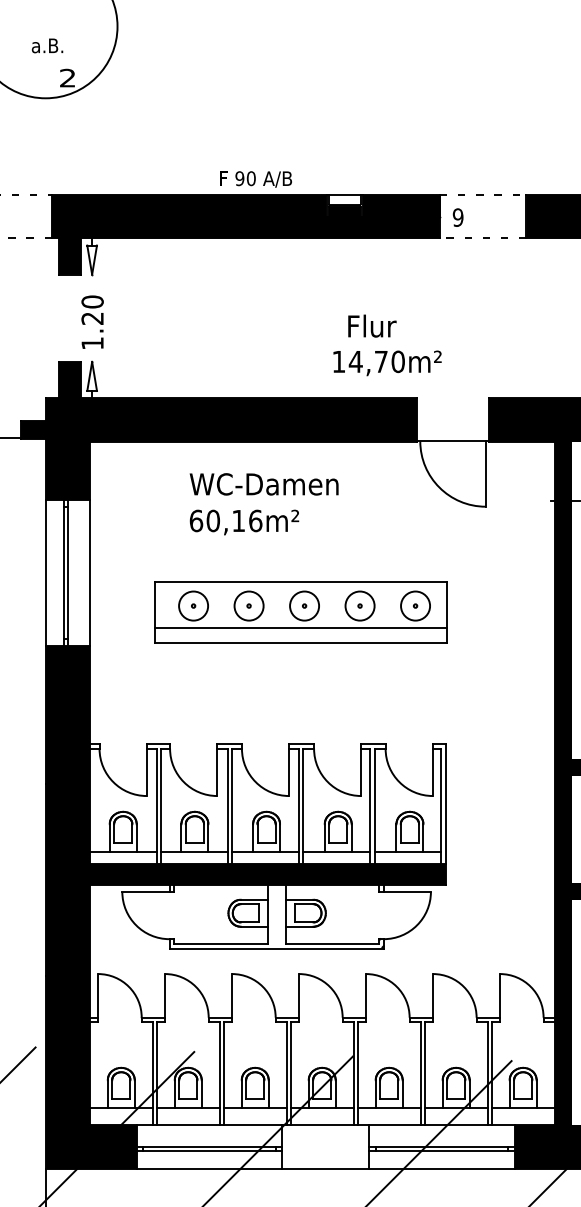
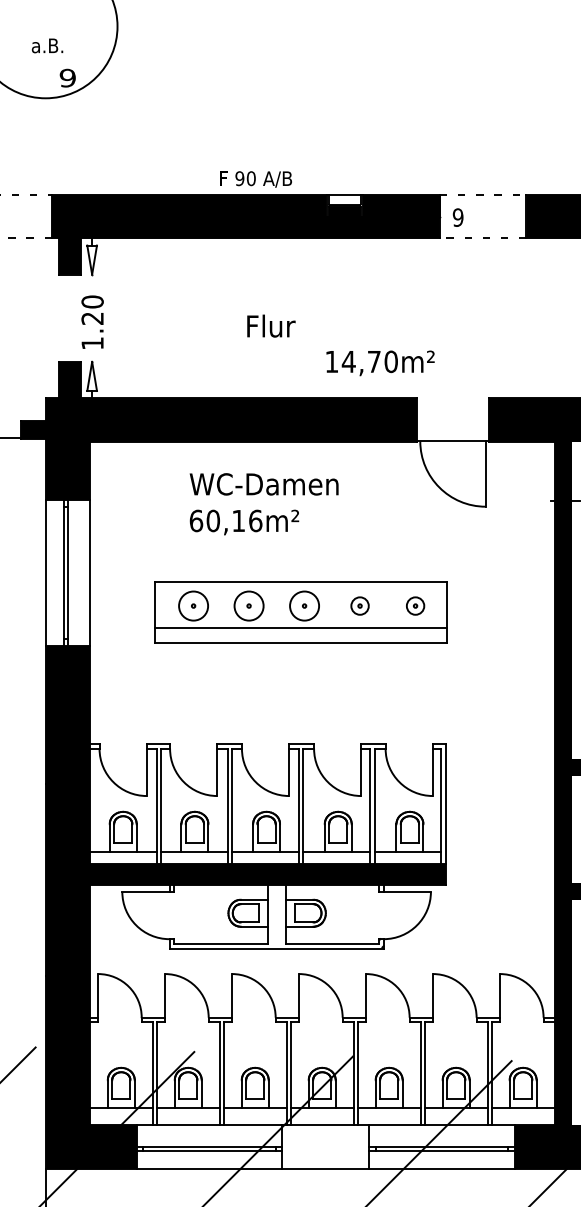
text: 2 -> 9 (67, 77)
text position: (372, 325) -> (271, 325) (271, 325)
text position: (387, 363) -> (380, 363) (380, 363)
circle diameter: 29 px -> 17 px (359, 605)
circle diameter: 29 px -> 17 px (415, 605)
